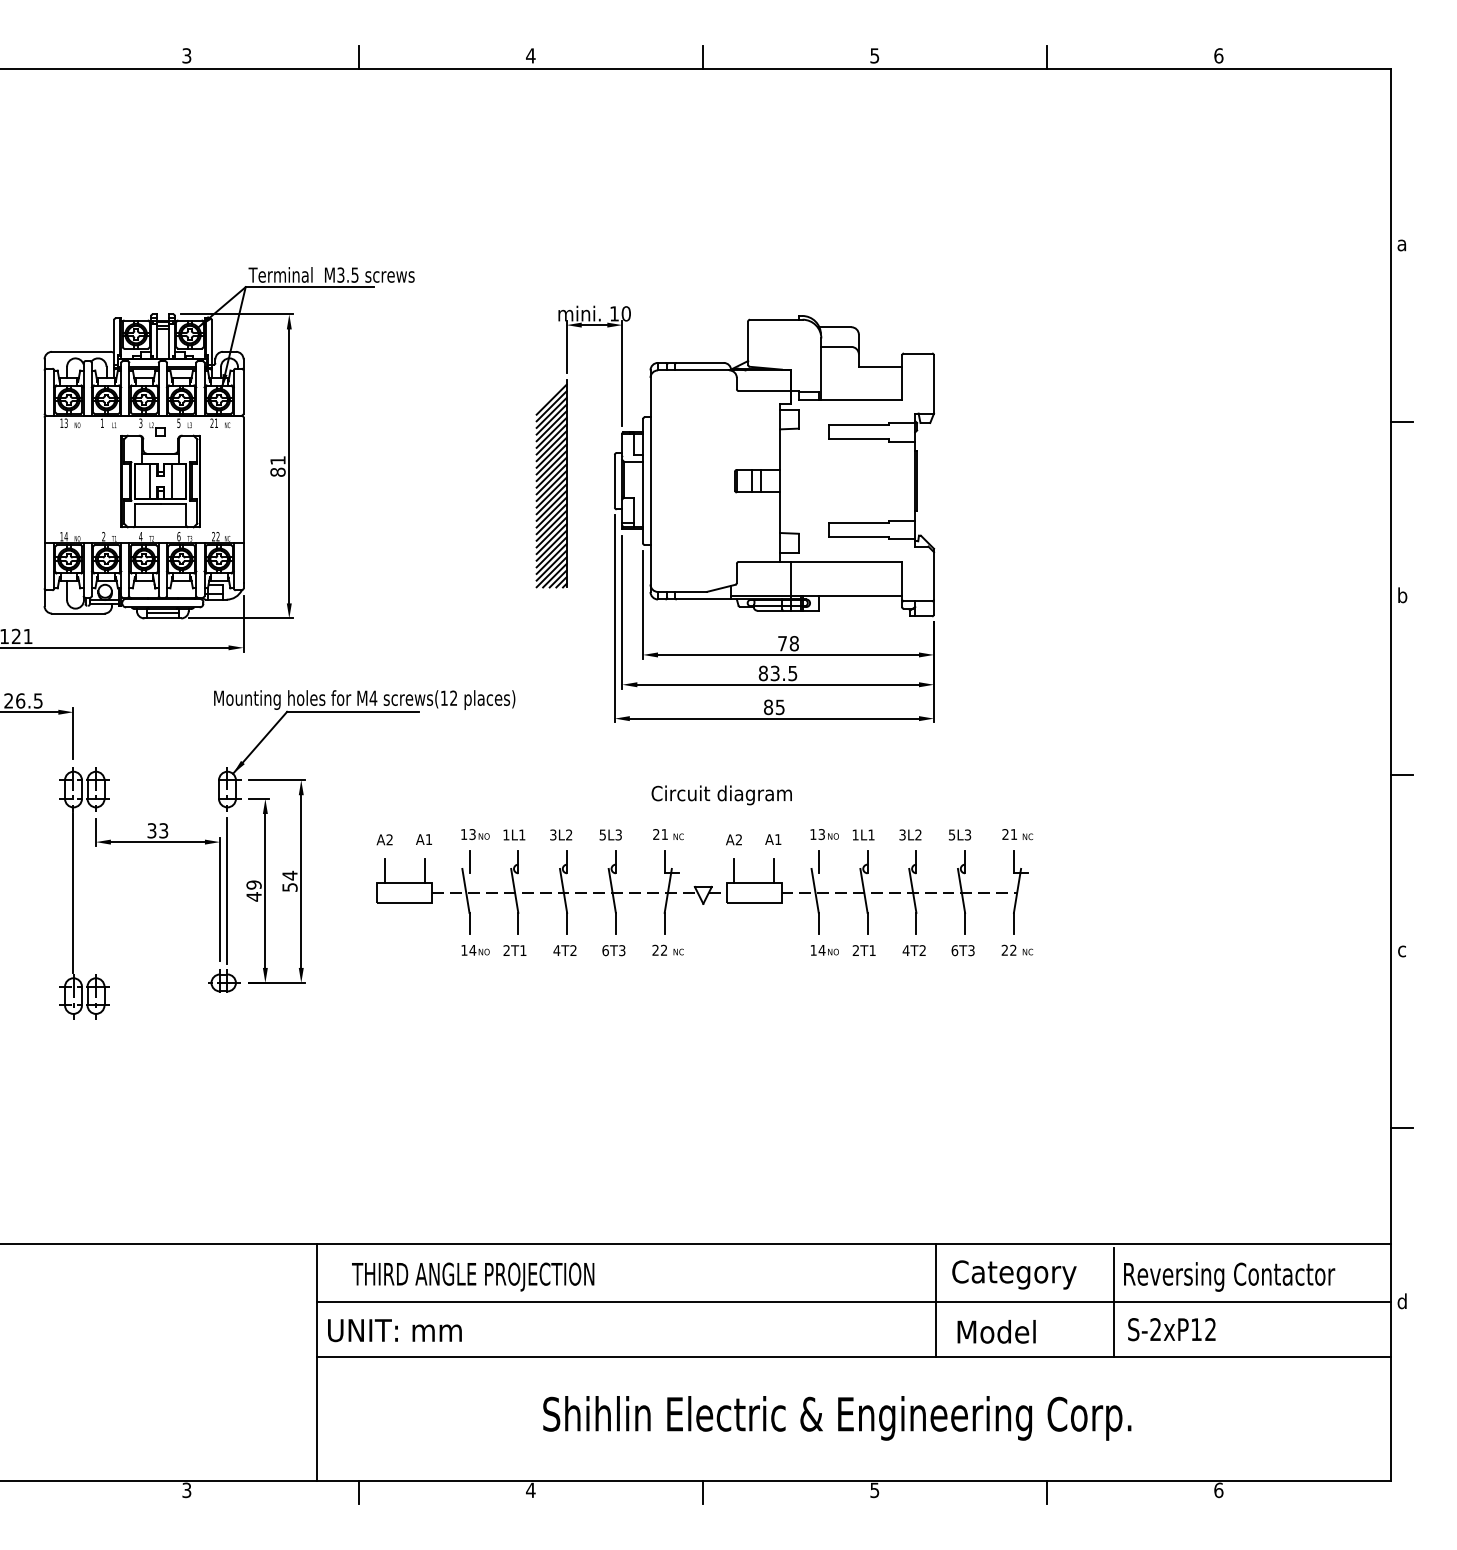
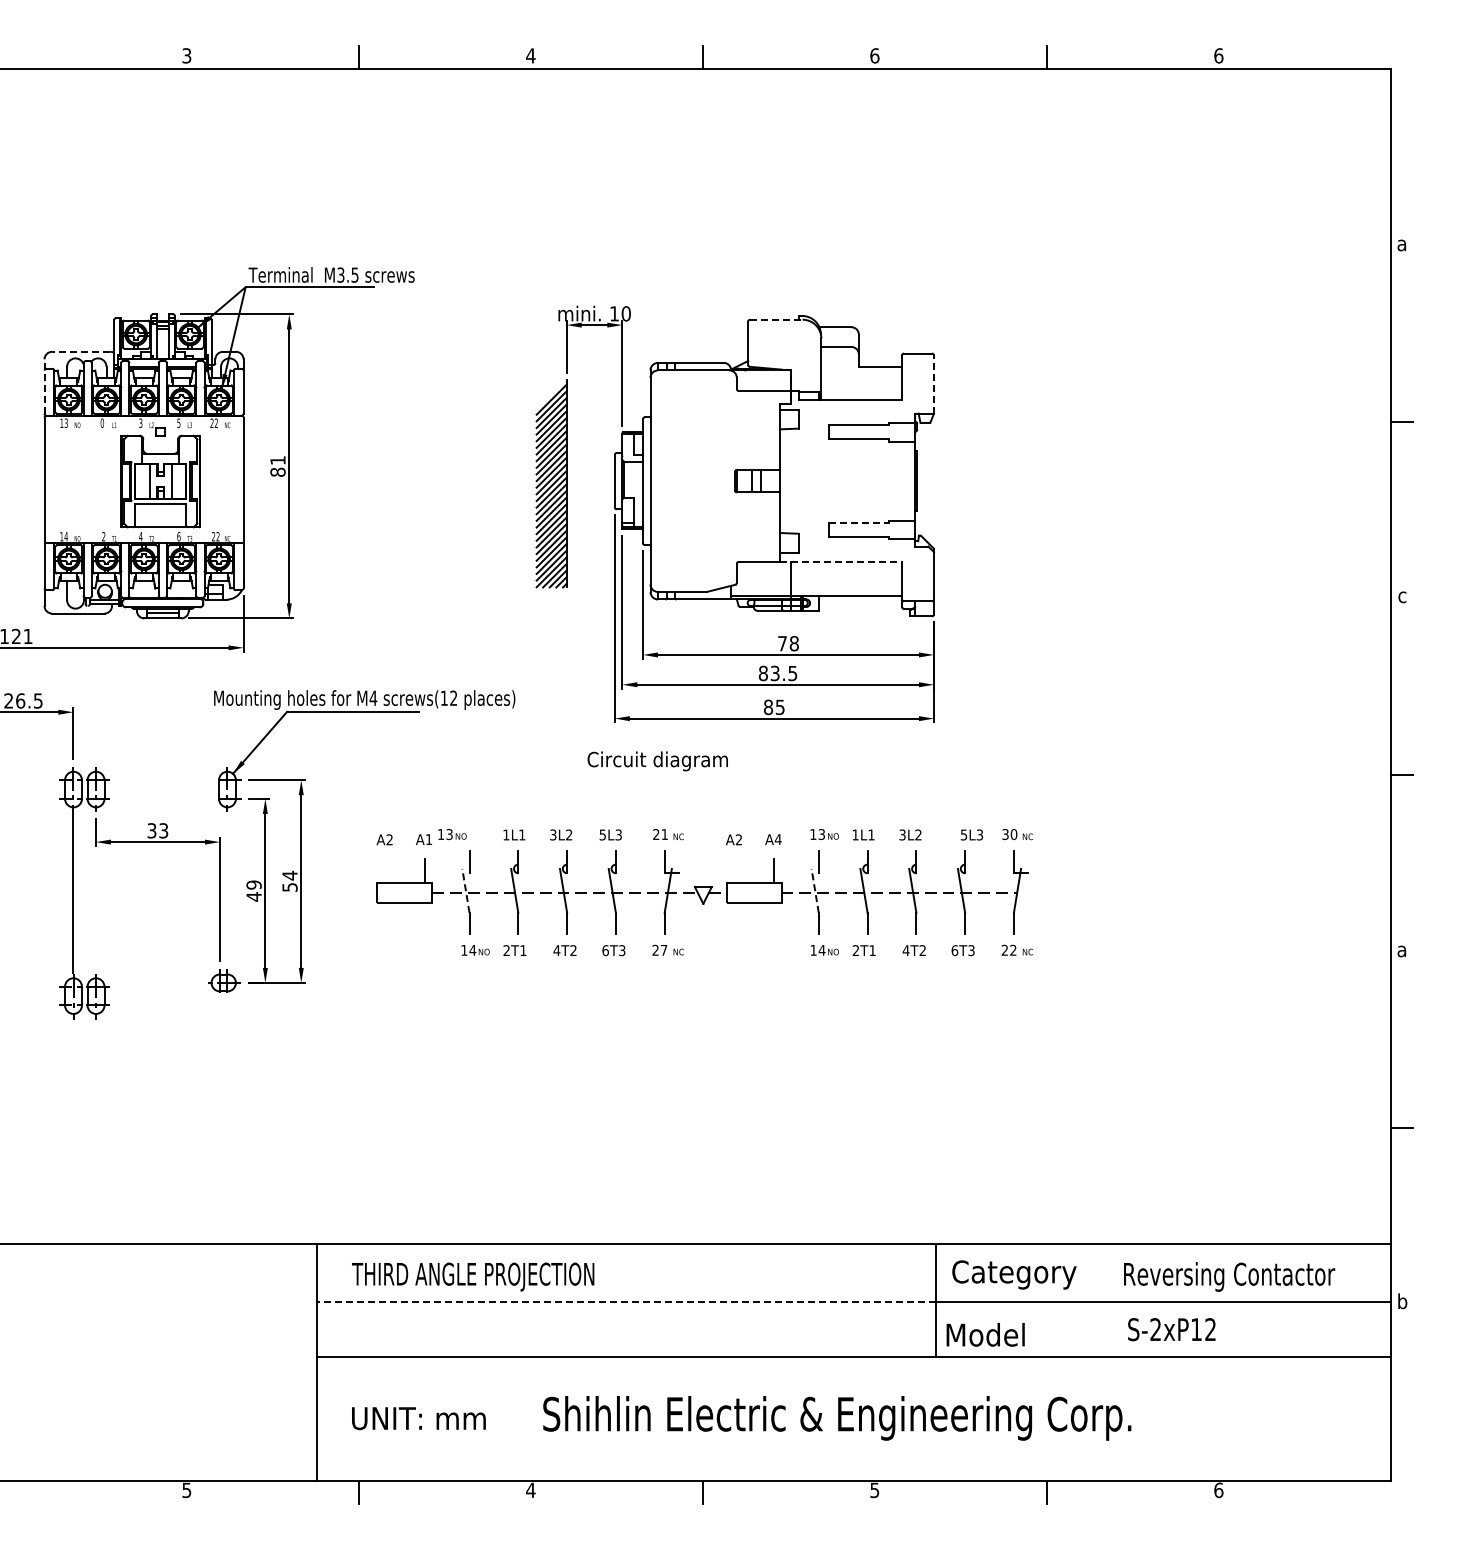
text: 5 -> 6 (874, 55)
line: solid -> dashed (776, 319)
line: solid -> dashed (80, 351)
line: solid -> dashed (934, 384)
line: solid -> dashed (44, 386)
text: 21 -> 22 (215, 422)
text: 1 -> 0 (102, 423)
line: solid -> dashed (859, 523)
line: solid -> dashed (841, 561)
text: b -> c (1402, 595)
text position: (721, 795) -> (657, 761) (657, 761)
text position: (475, 834) -> (452, 834) (452, 834)
text position: (959, 834) -> (971, 834) (971, 834)
text: 21 -> 30 (1009, 834)
text: A1 -> A4 (777, 839)
line: present -> none (385, 870)
line: present -> none (734, 870)
line: solid -> dashed (465, 890)
line: solid -> dashed (815, 890)
line: present -> none (226, 891)
text: 22 -> 27 (664, 949)
text: c -> a (1401, 951)
line: solid -> dashed (626, 1301)
text: d -> b (1402, 1301)
line: present -> none (1113, 1302)
text position: (394, 1330) -> (418, 1418) (418, 1418)
text position: (996, 1331) -> (985, 1334) (985, 1334)
text: 3 -> 5 (186, 1489)
